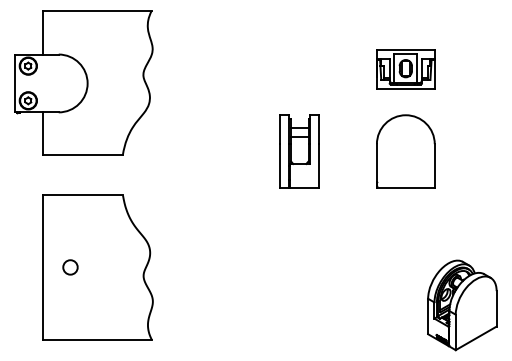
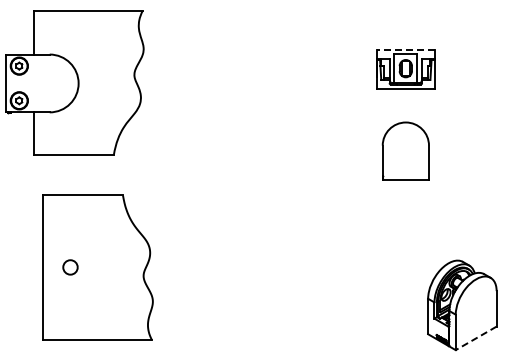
line: solid -> dashed (405, 49)
part position: (83, 82) -> (74, 82) (74, 82)
part: present -> none (299, 151)
part size: 60x75 px -> 49x60 px (405, 150)
line: solid -> dashed (476, 338)
